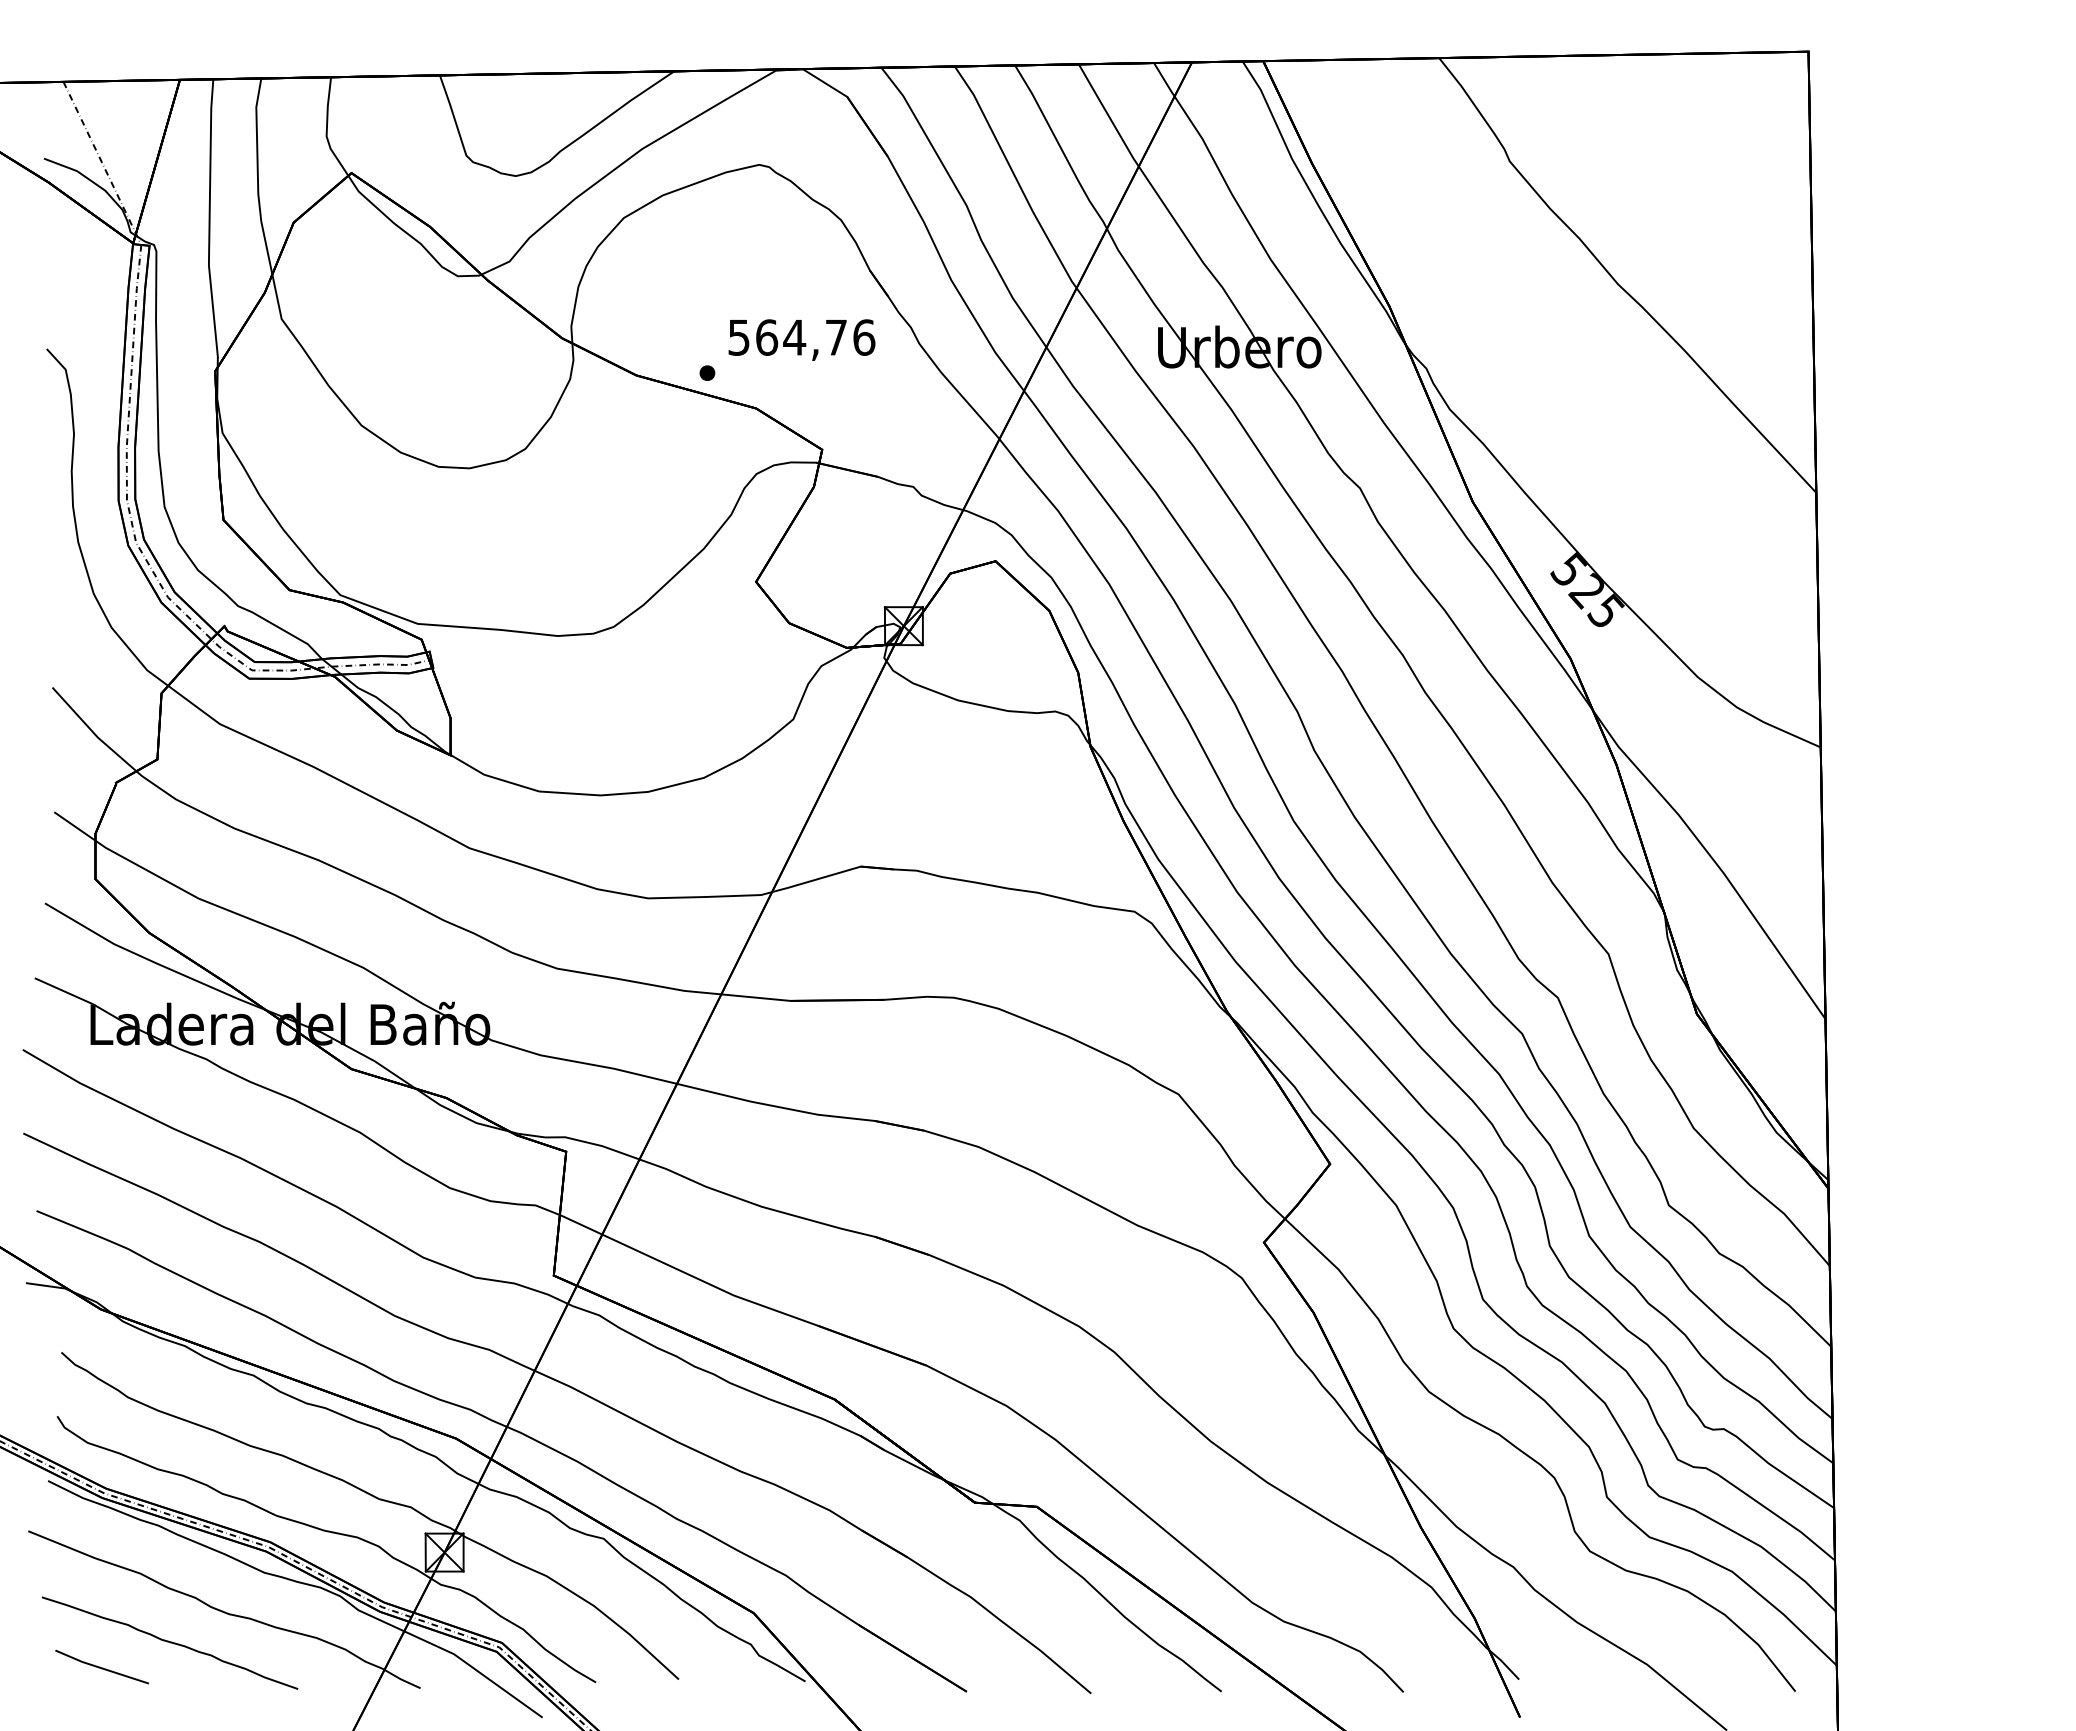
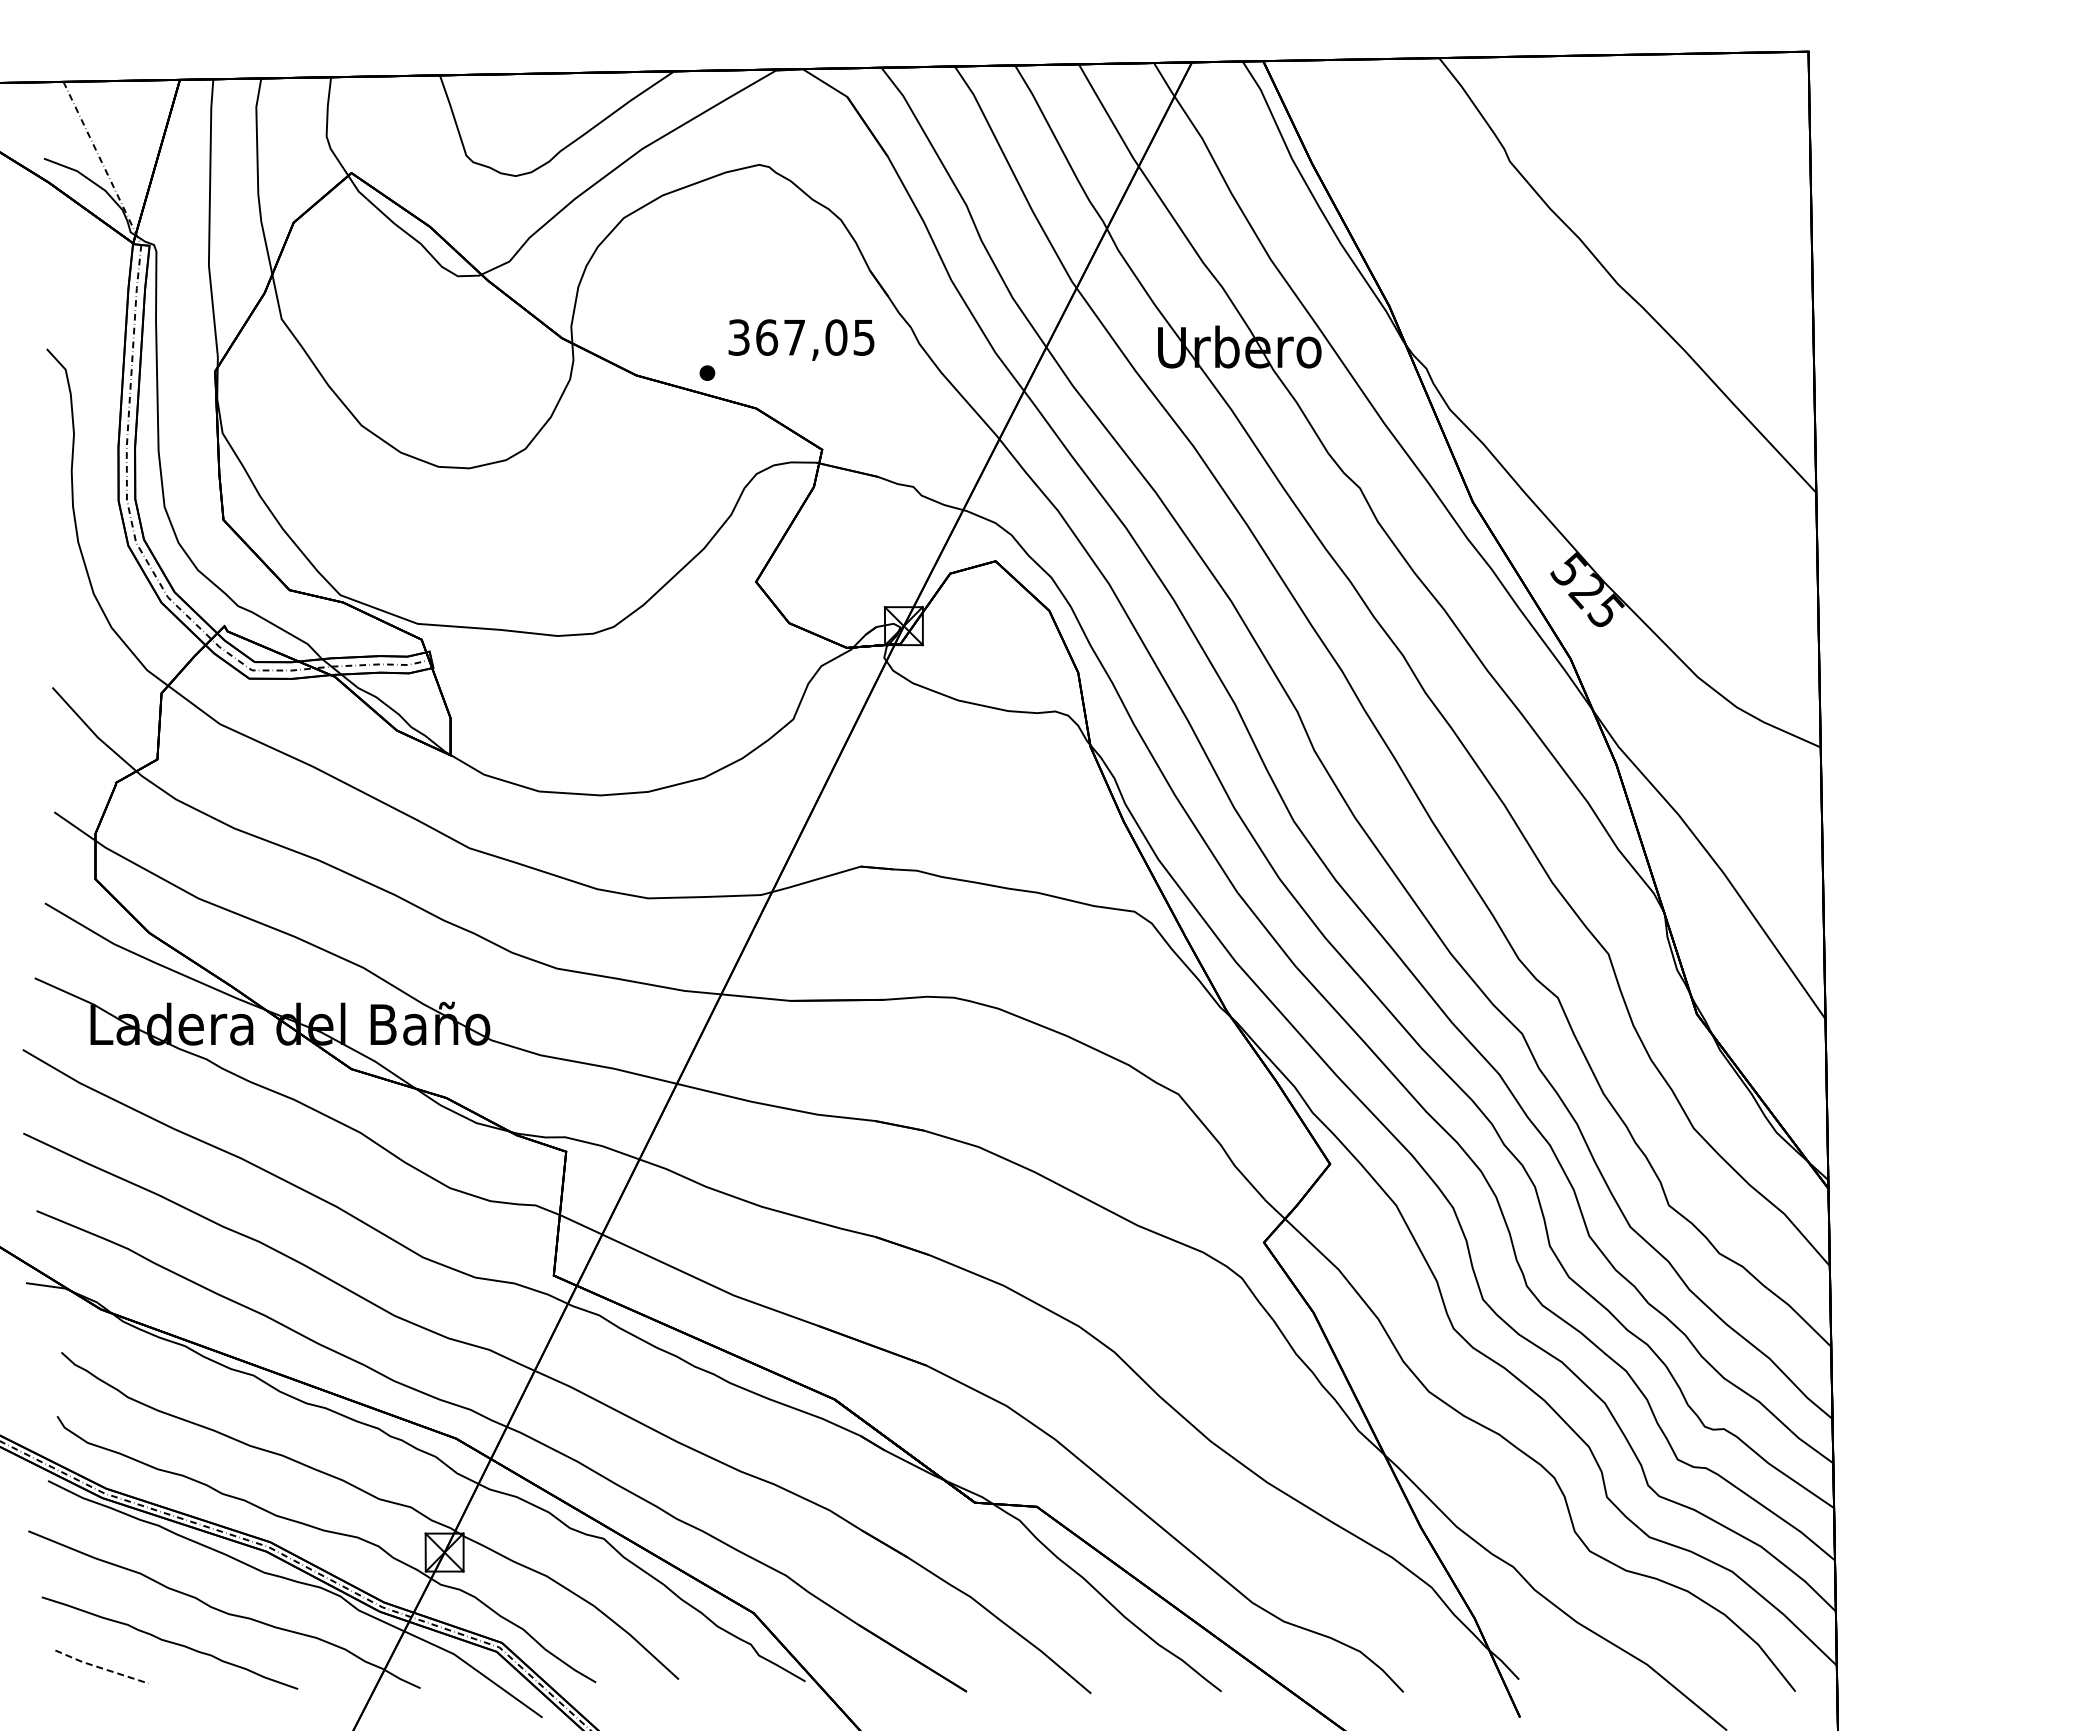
text: 564,76 -> 367,05 (802, 337)
line: solid -> dashed (101, 1668)
